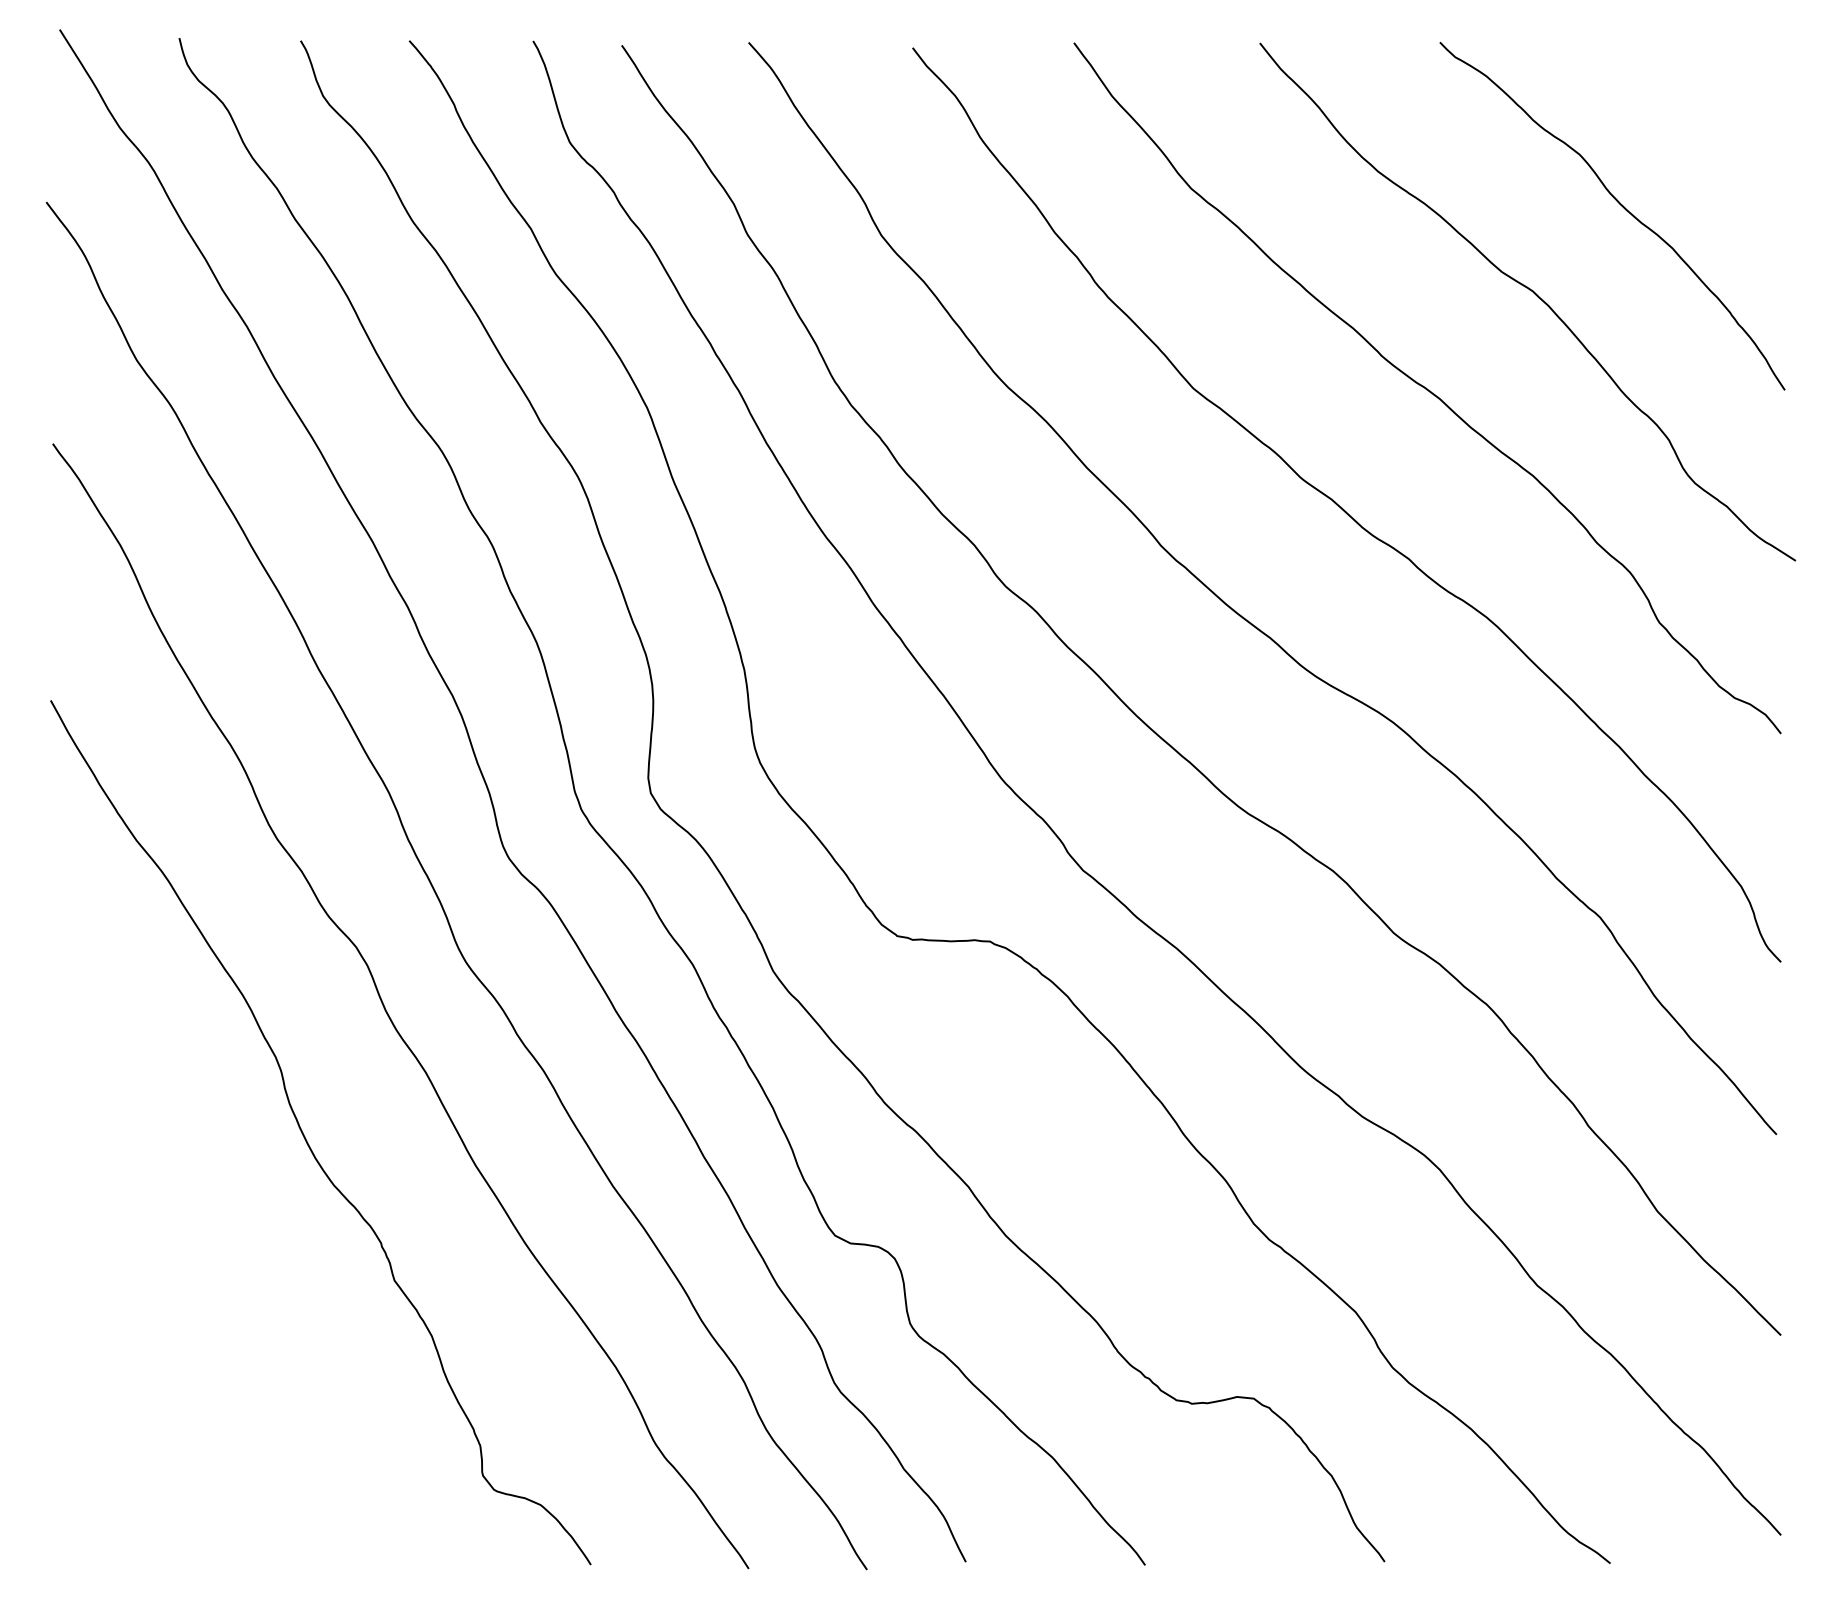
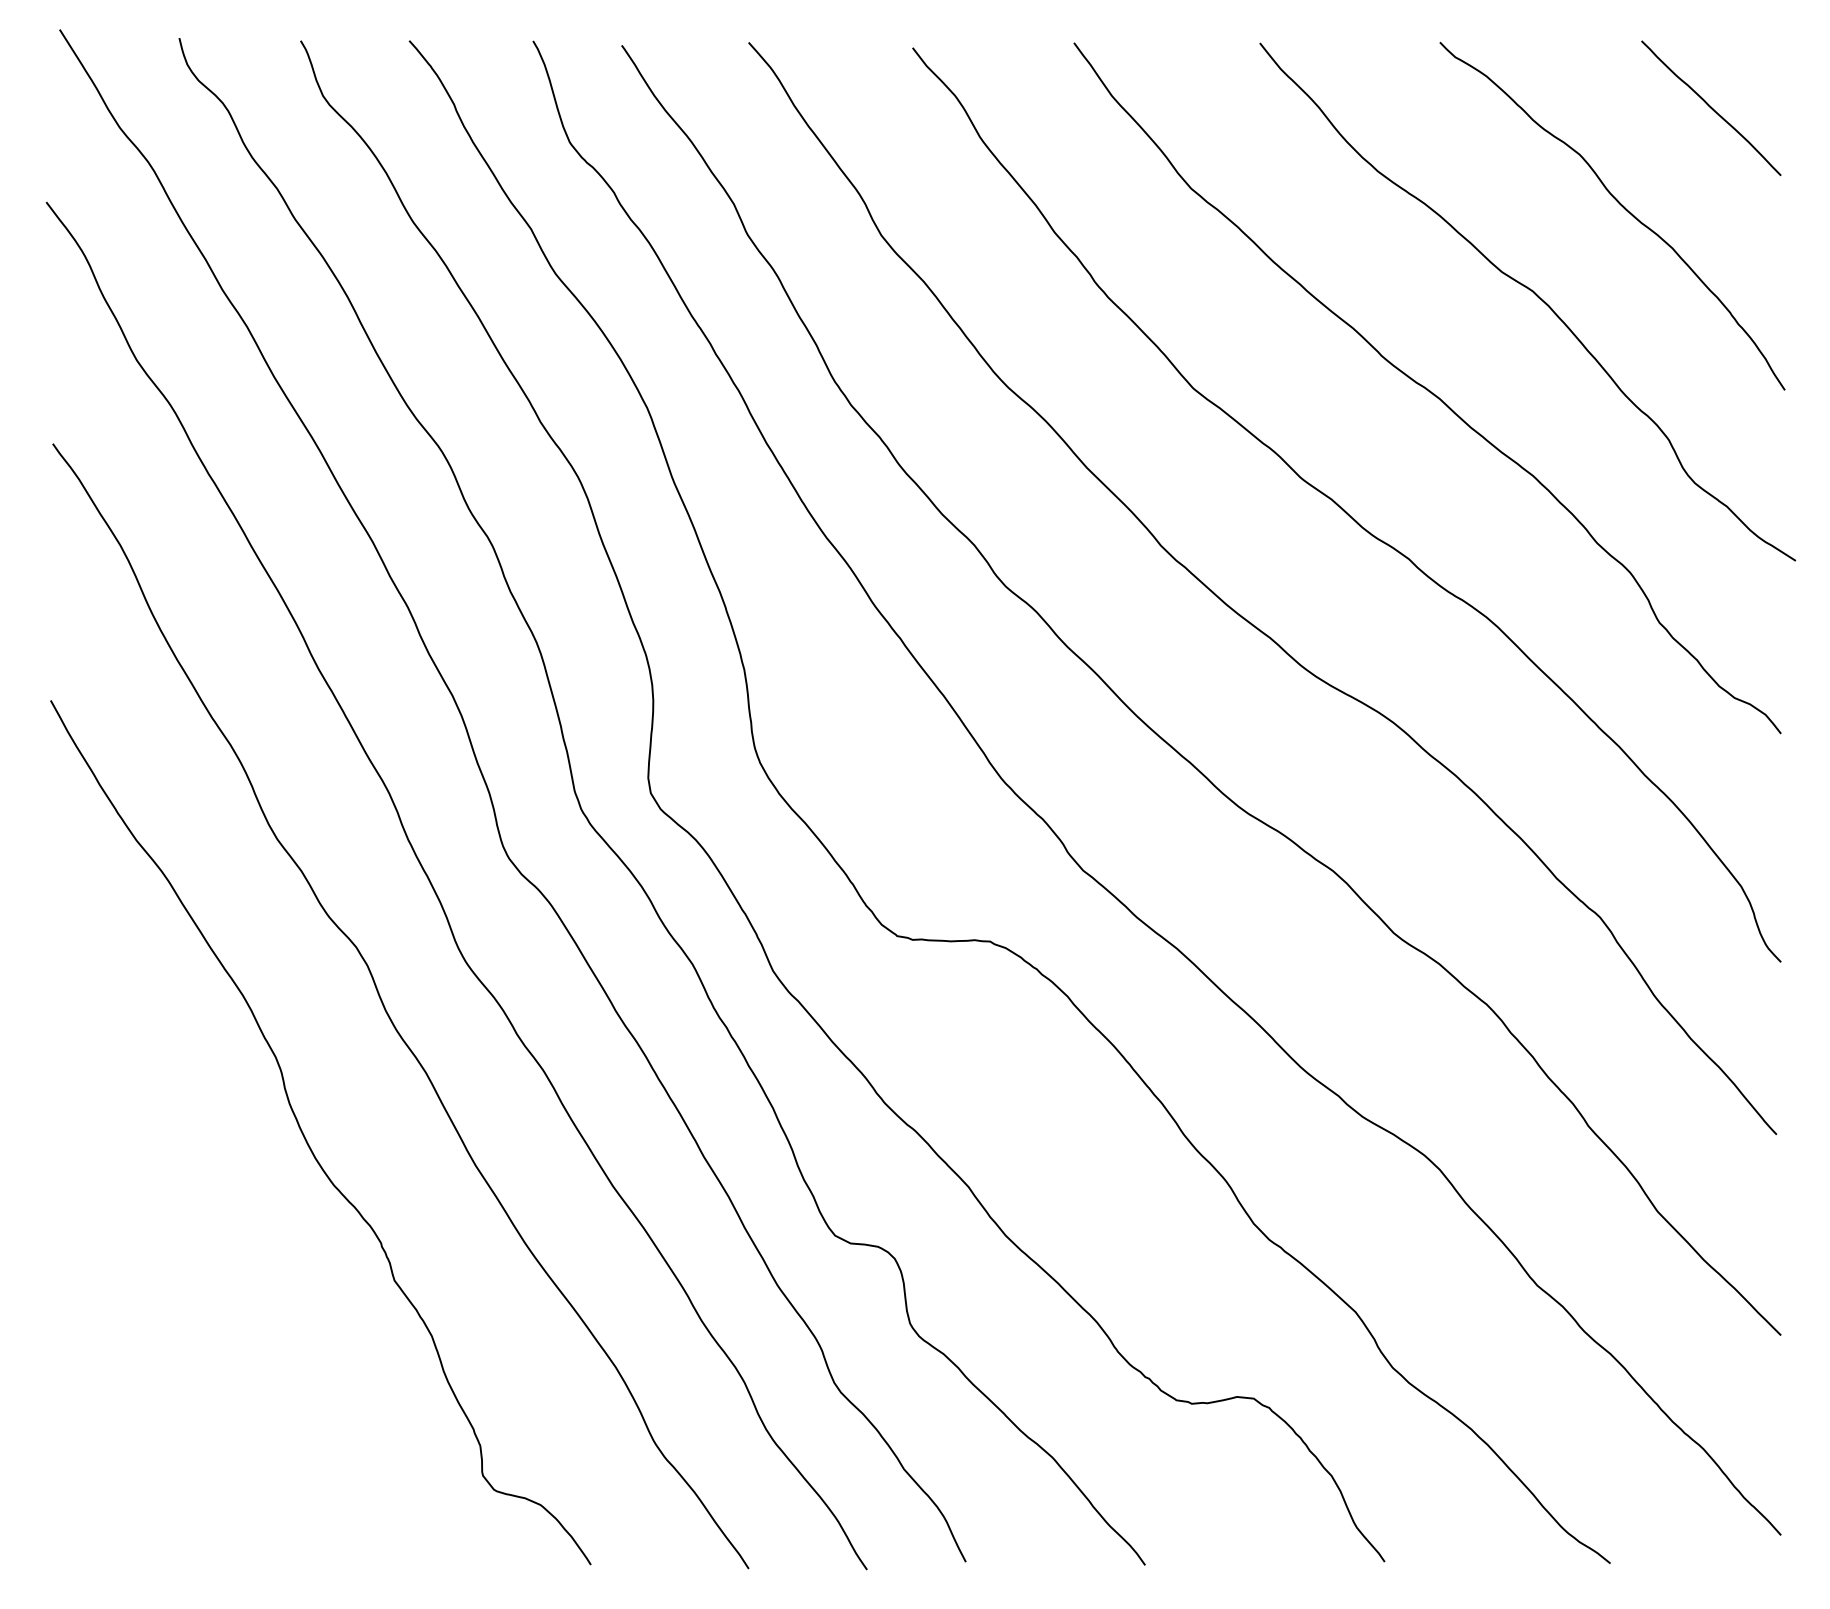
curve: none -> present (1711, 108)
